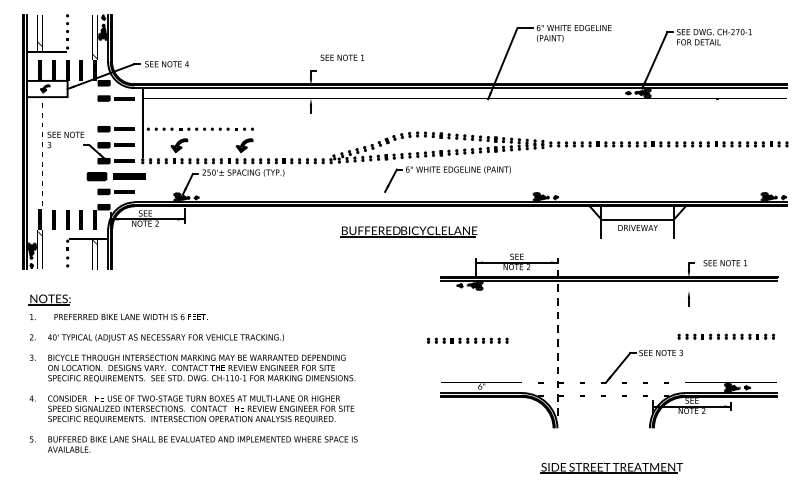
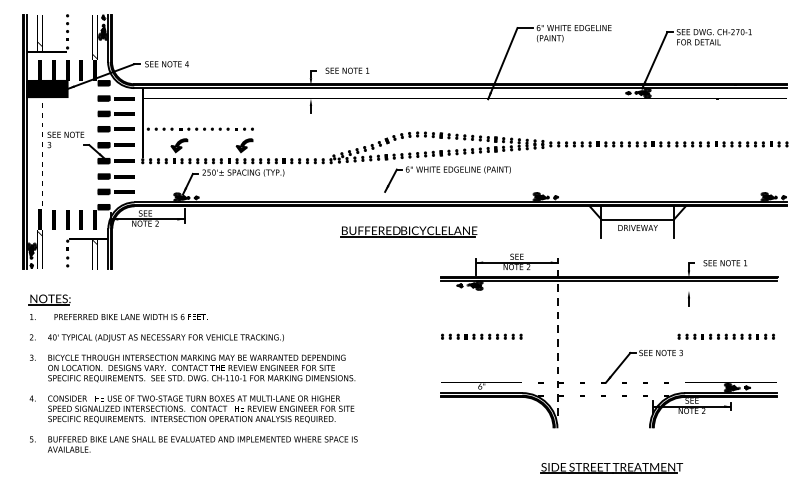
text position: (342, 57) -> (347, 70) (347, 70)
fill: none -> present (47, 88)
part: none -> present (115, 113)
part size: 60x10 px -> 38x7 px (115, 176)
part position: (467, 340) -> (481, 336) (481, 336)
